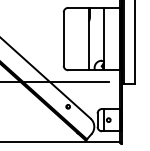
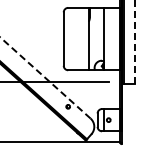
line: solid -> dashed (135, 42)
line: solid -> dashed (45, 77)
